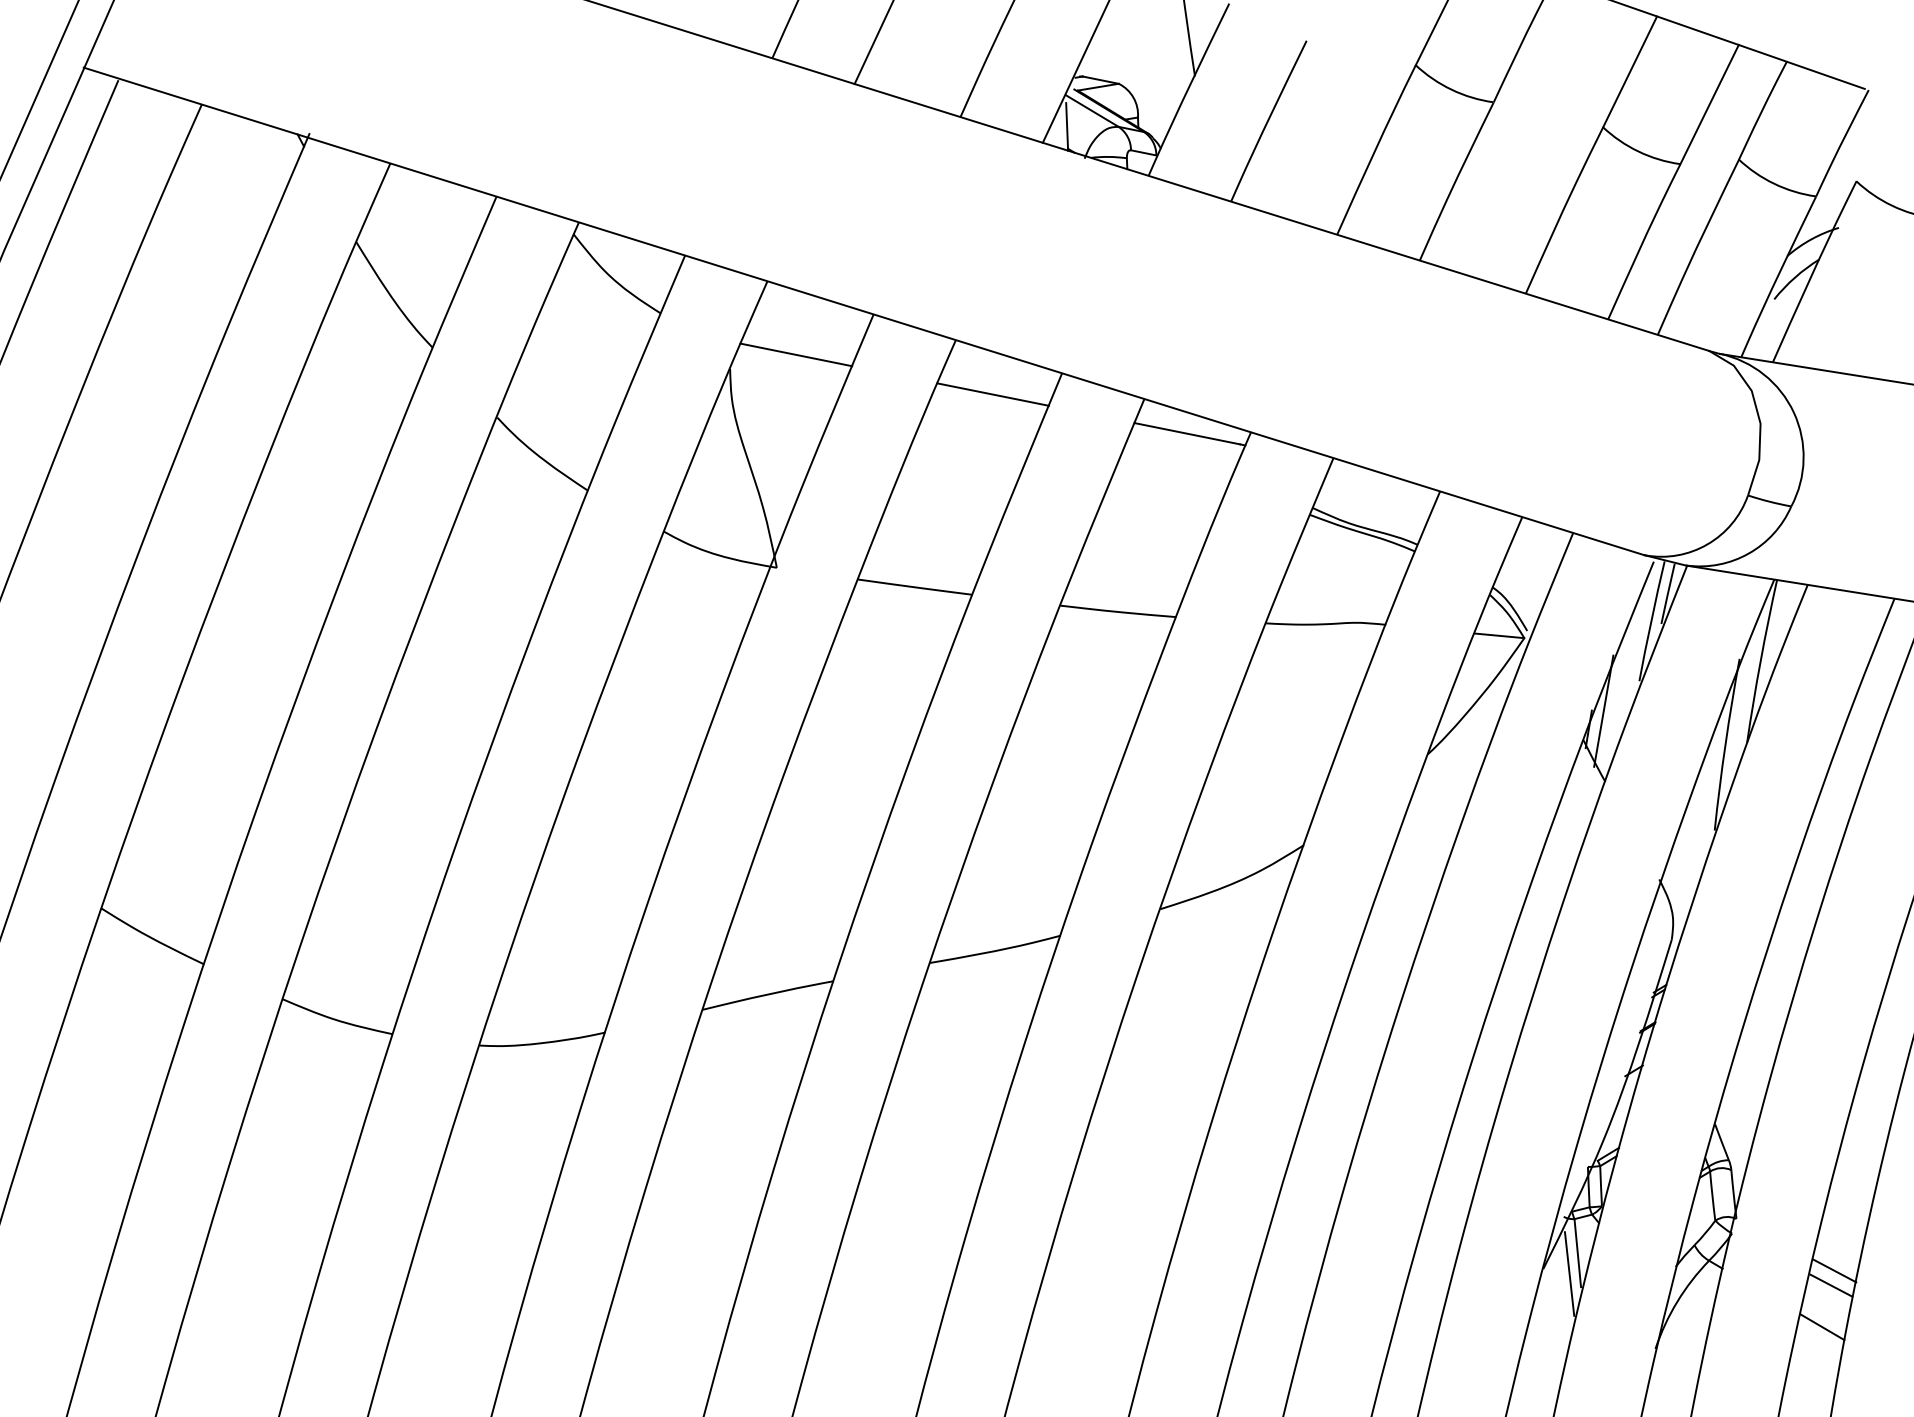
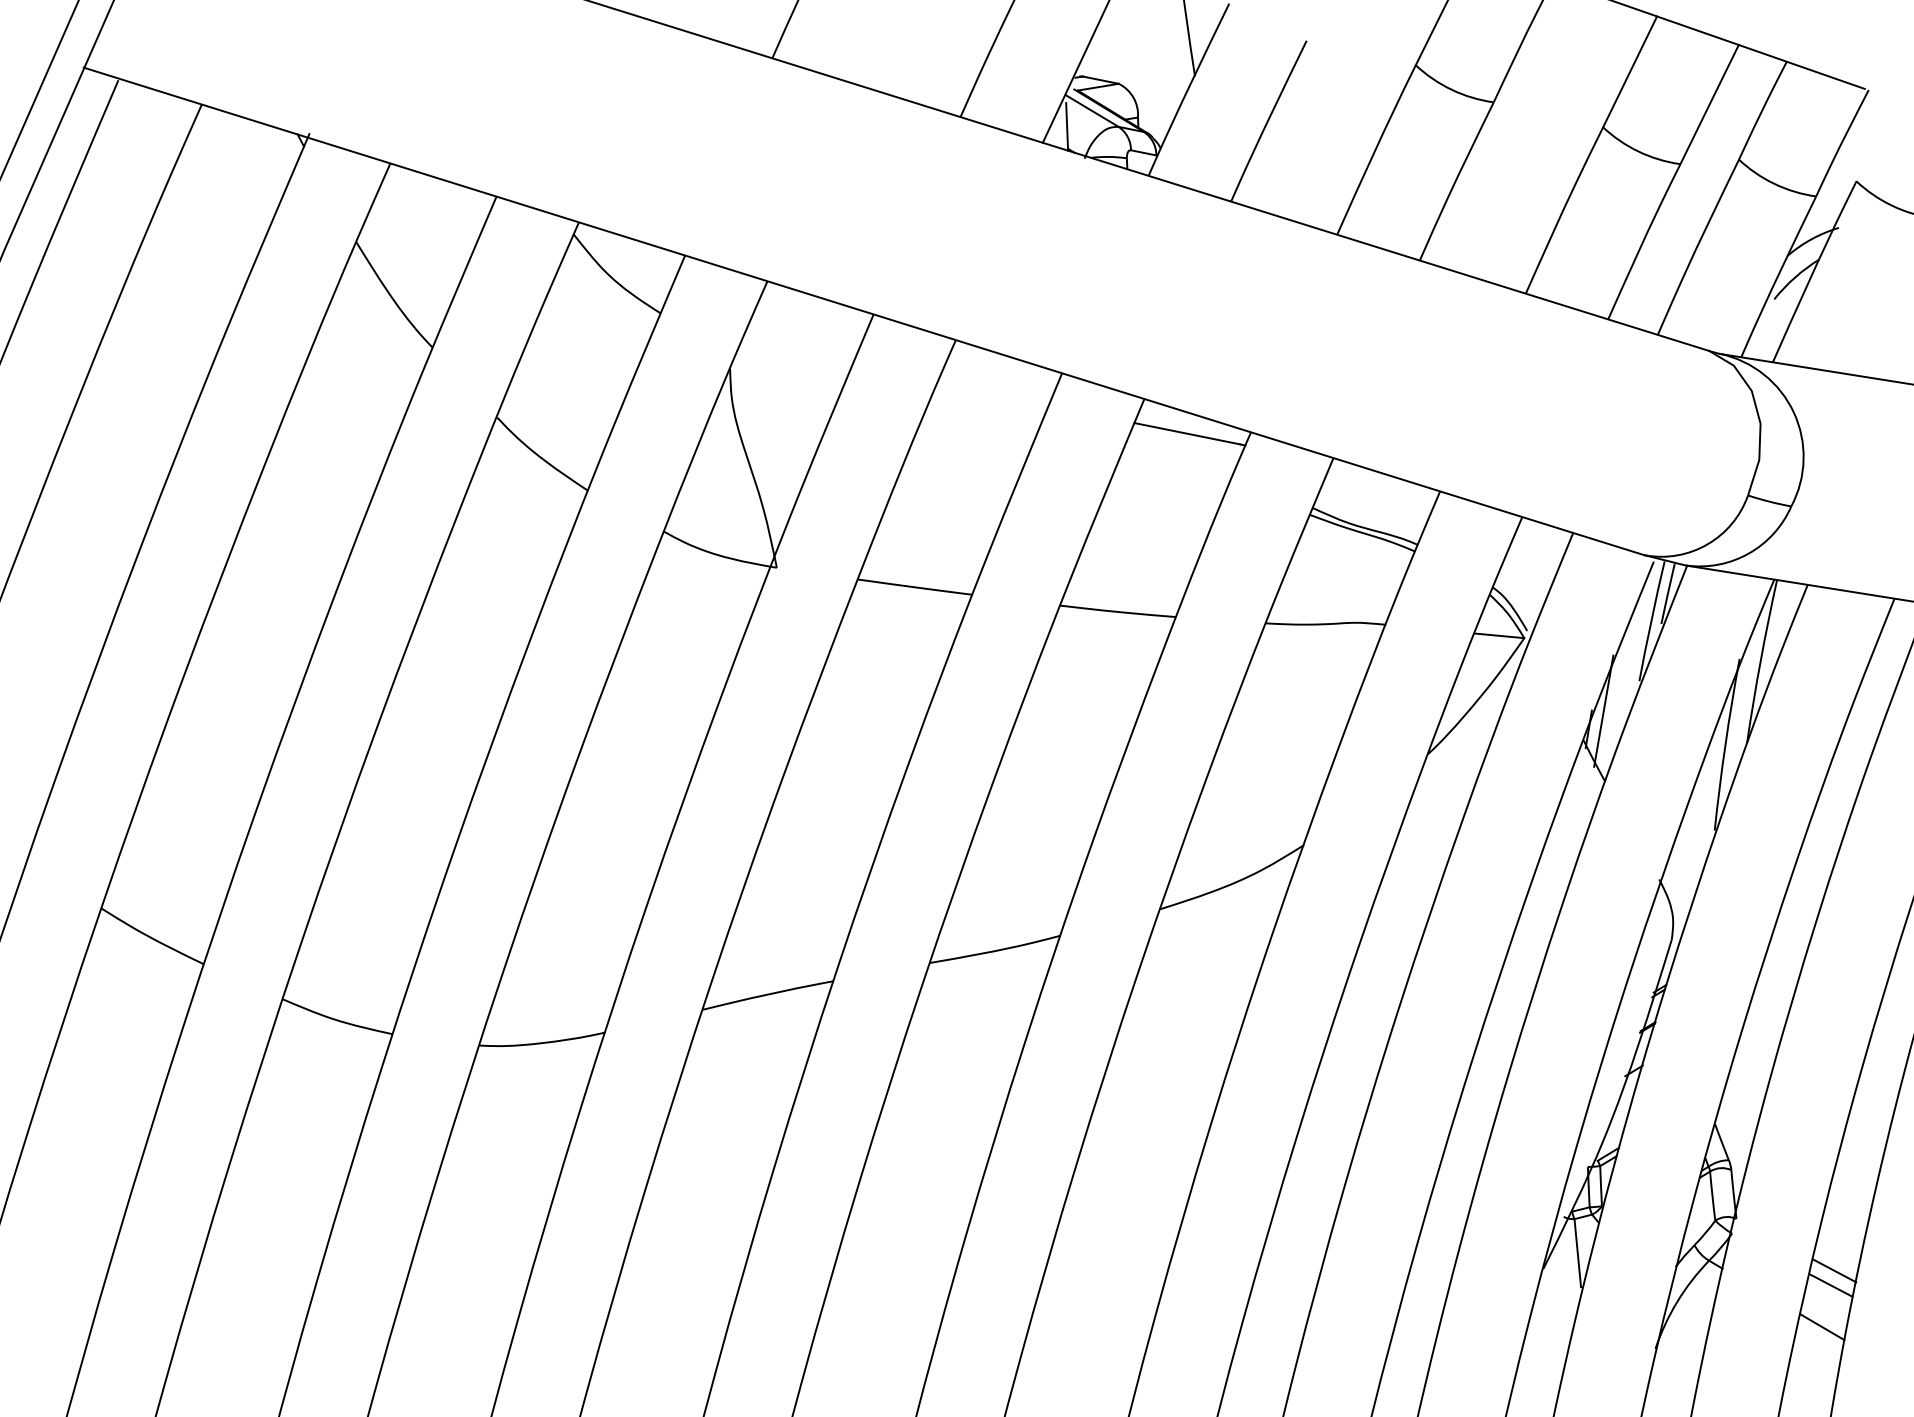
line: present -> none (873, 43)
line: present -> none (796, 354)
line: present -> none (992, 394)
line: present -> none (1569, 1273)
